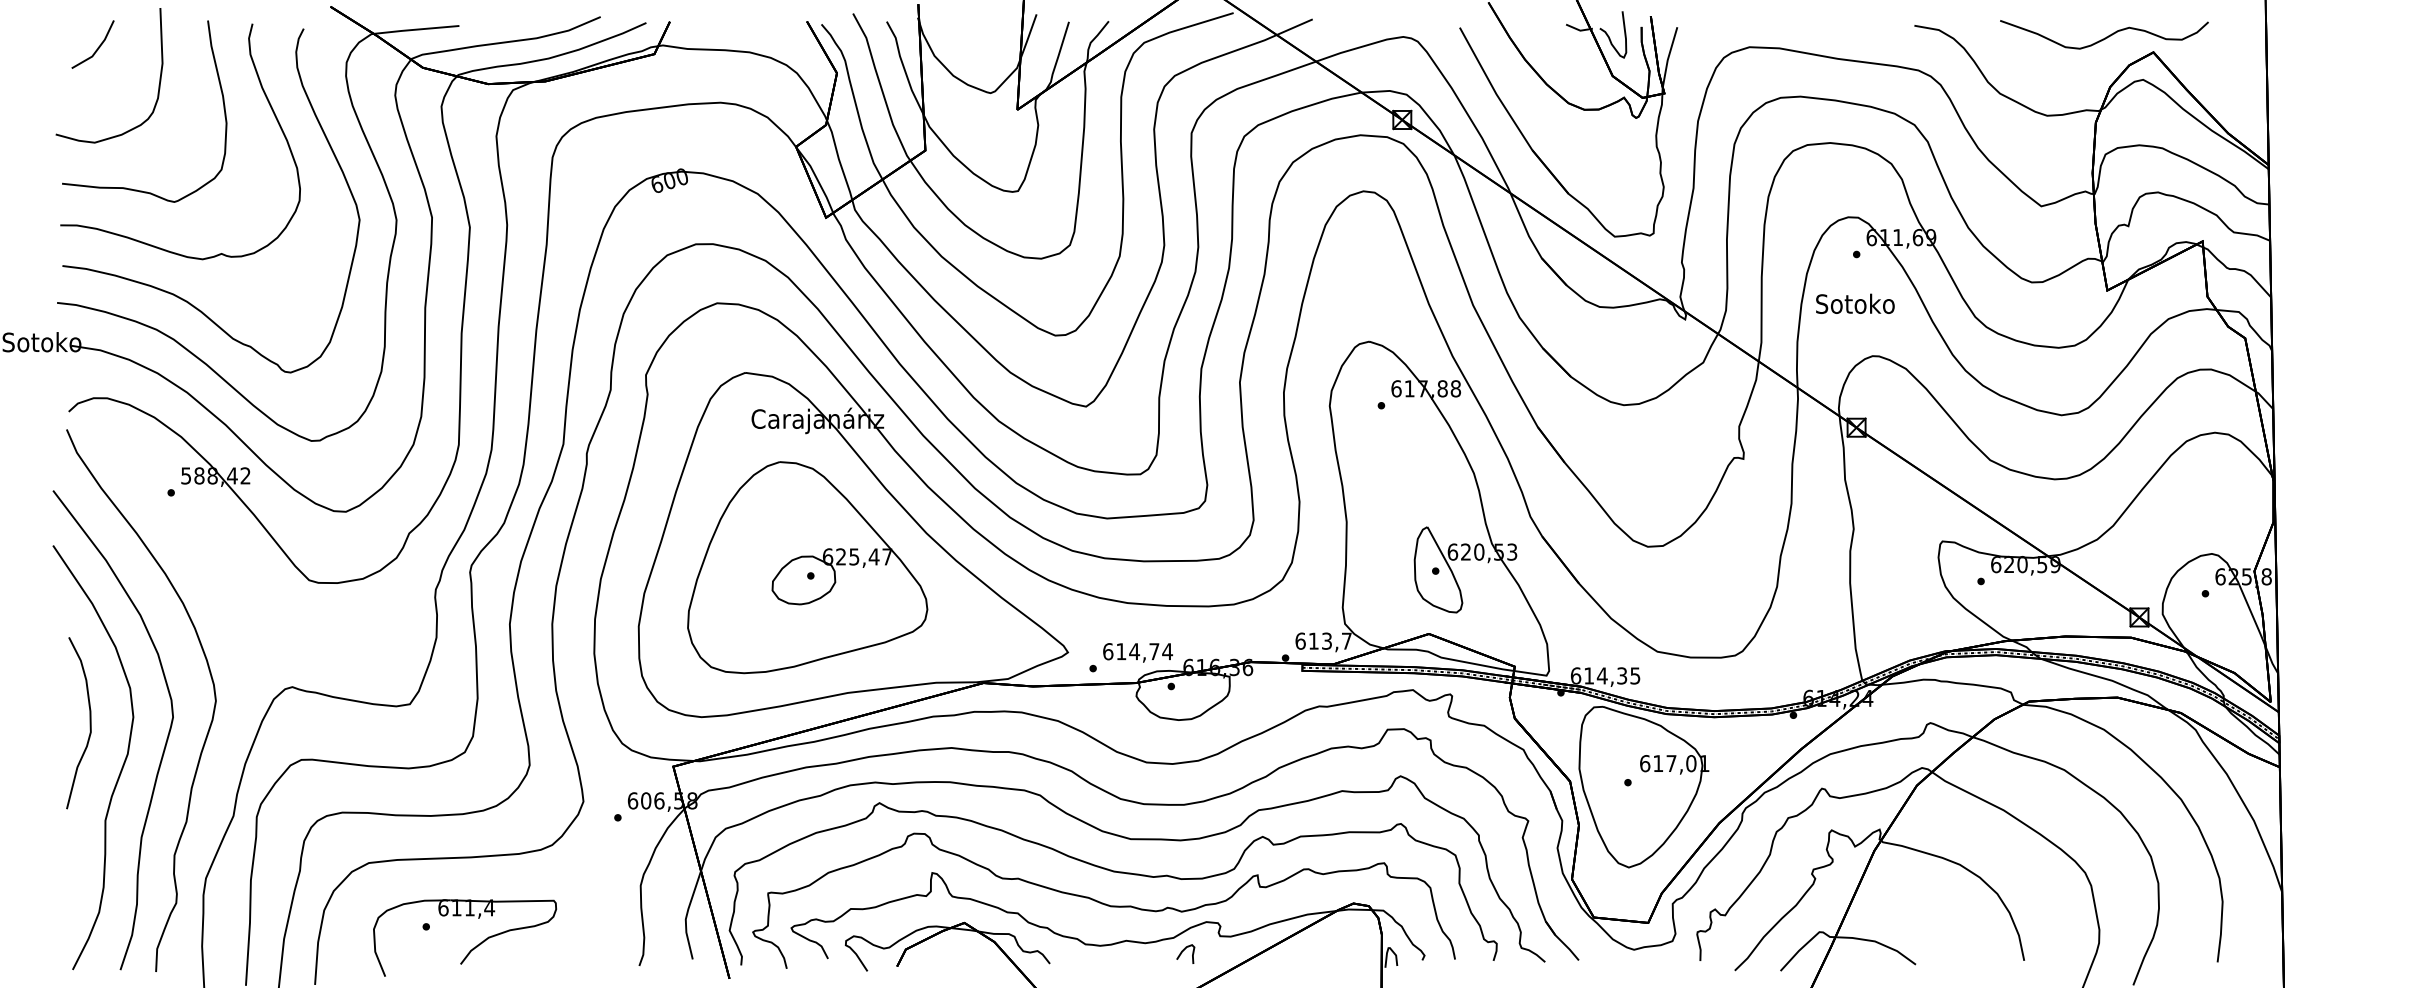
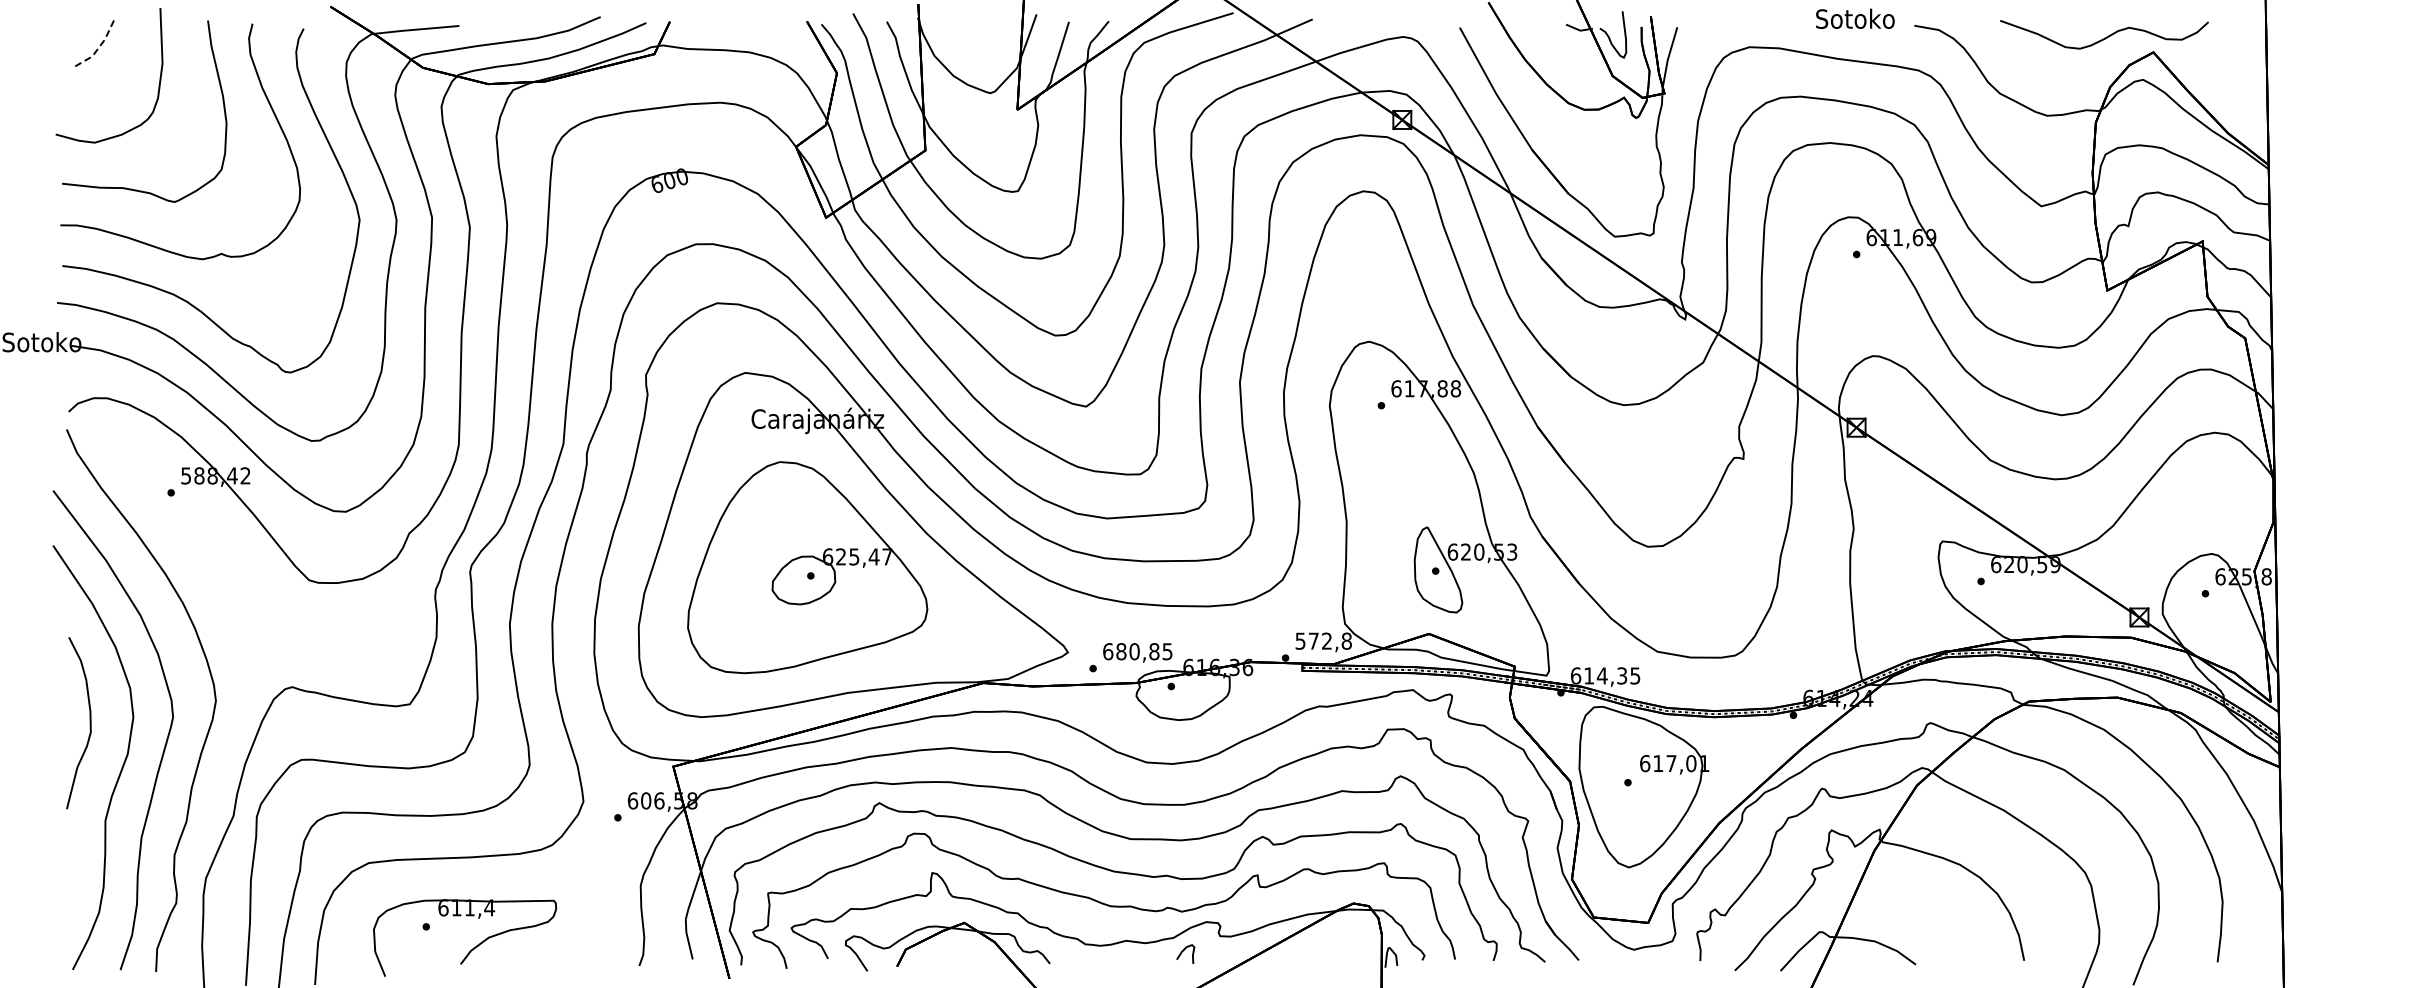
line: solid -> dashed (97, 49)
text position: (1855, 303) -> (1855, 18) (1855, 18)
text: 613,7 -> 572,8 (1323, 640)
text: 614,74 -> 680,85 (1144, 651)
